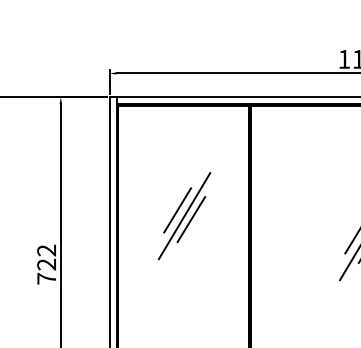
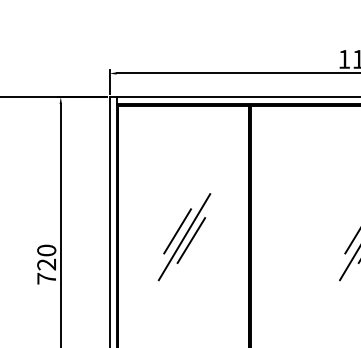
part position: (184, 216) -> (184, 237) (184, 237)
text: 722 -> 720 (46, 250)
